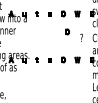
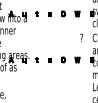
part: present -> none (67, 31)
